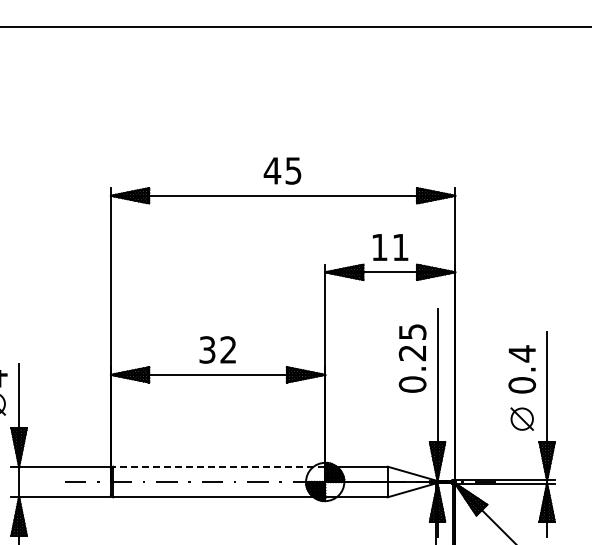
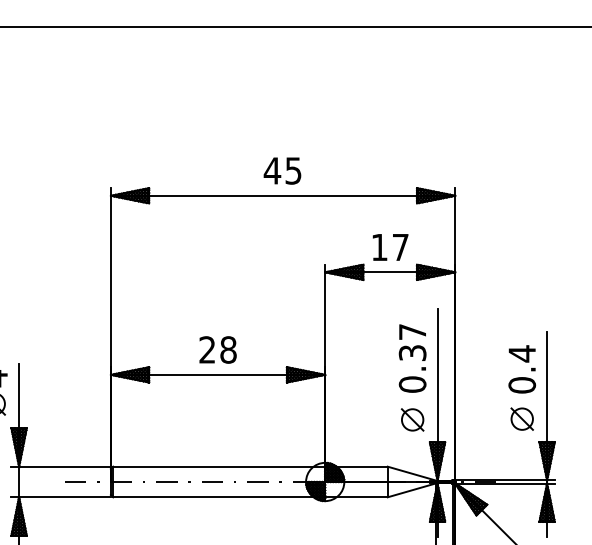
text: 11 -> 17 (400, 247)
text: 0.25 -> 0.37 (412, 342)
text: 32 -> 28 (217, 349)
part: none -> present (412, 419)
line: dashed -> solid (219, 466)
